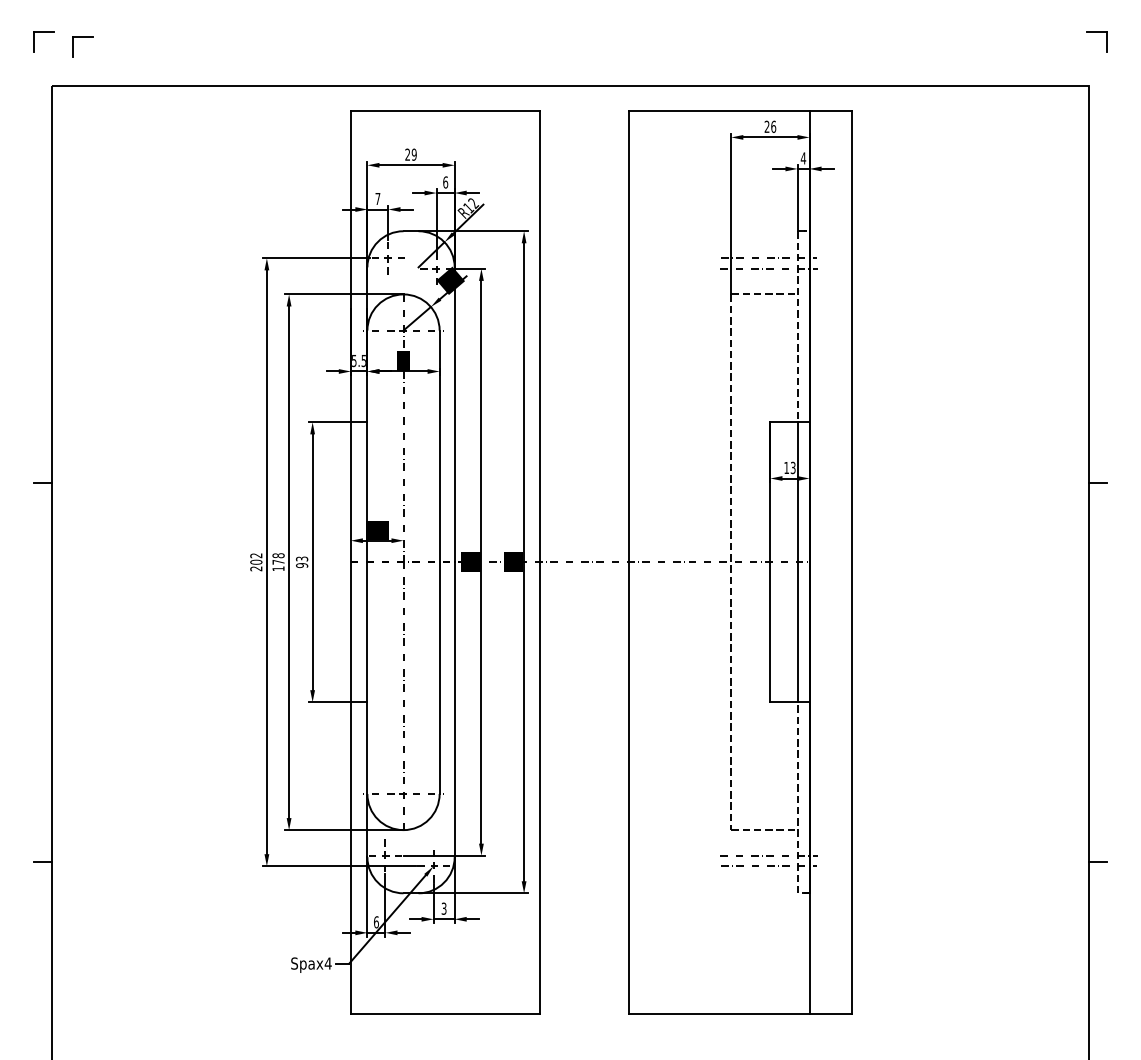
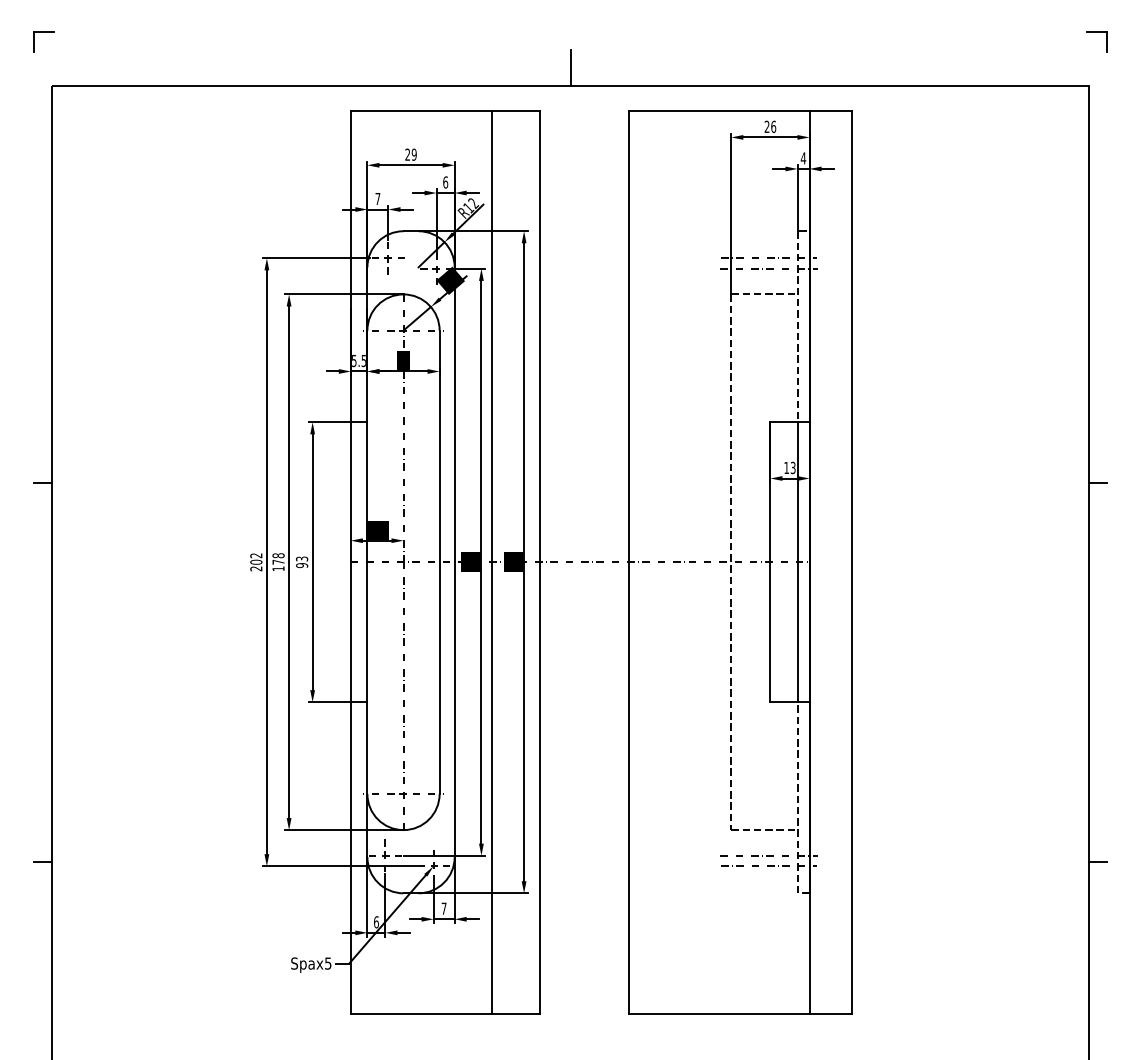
part: present -> none (82, 37)
line: none -> present (570, 67)
line: none -> present (492, 561)
text: 3 -> 7 (443, 908)
text: Spax4 -> Spax5 (327, 963)
